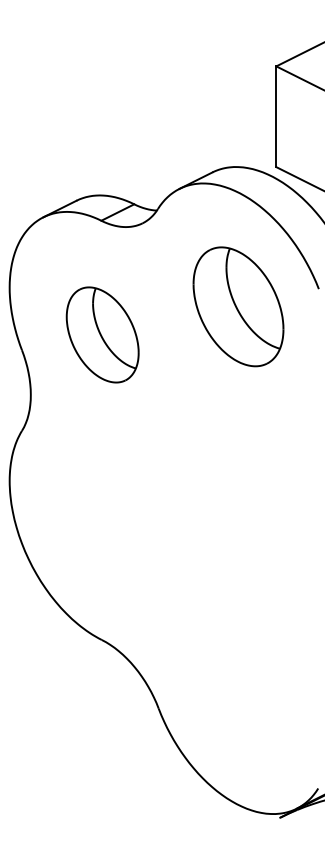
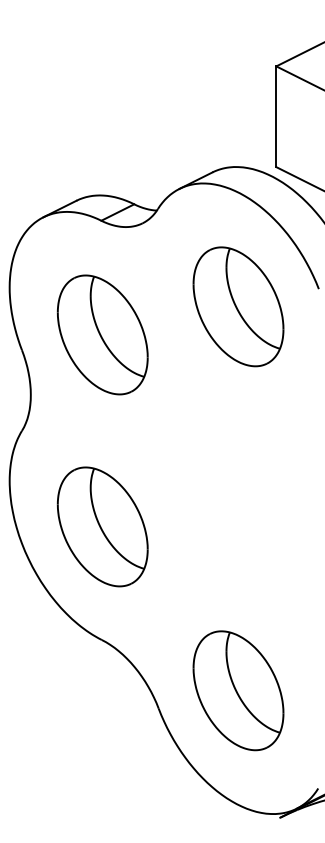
part size: 75x98 px -> 93x122 px (102, 334)
part: none -> present (102, 526)
part: none -> present (238, 690)
